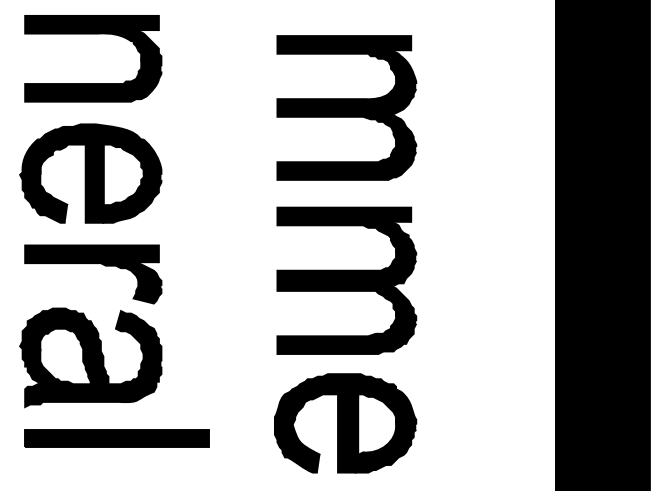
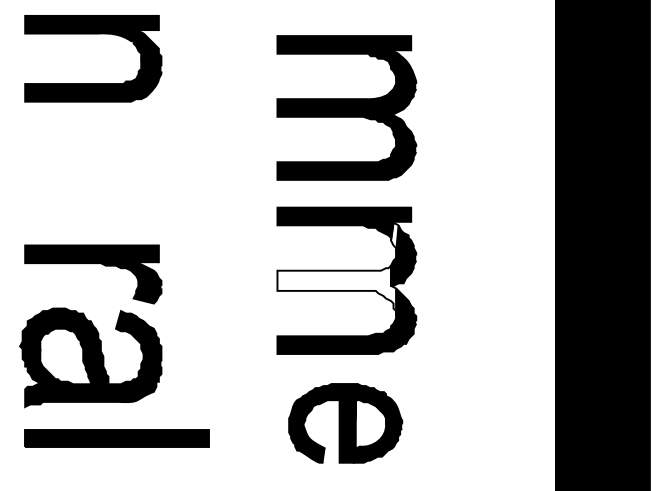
part: present -> none (90, 173)
fill: present -> none (394, 237)
fill: present -> none (336, 290)
part size: 144x101 px -> 116x81 px (345, 423)
